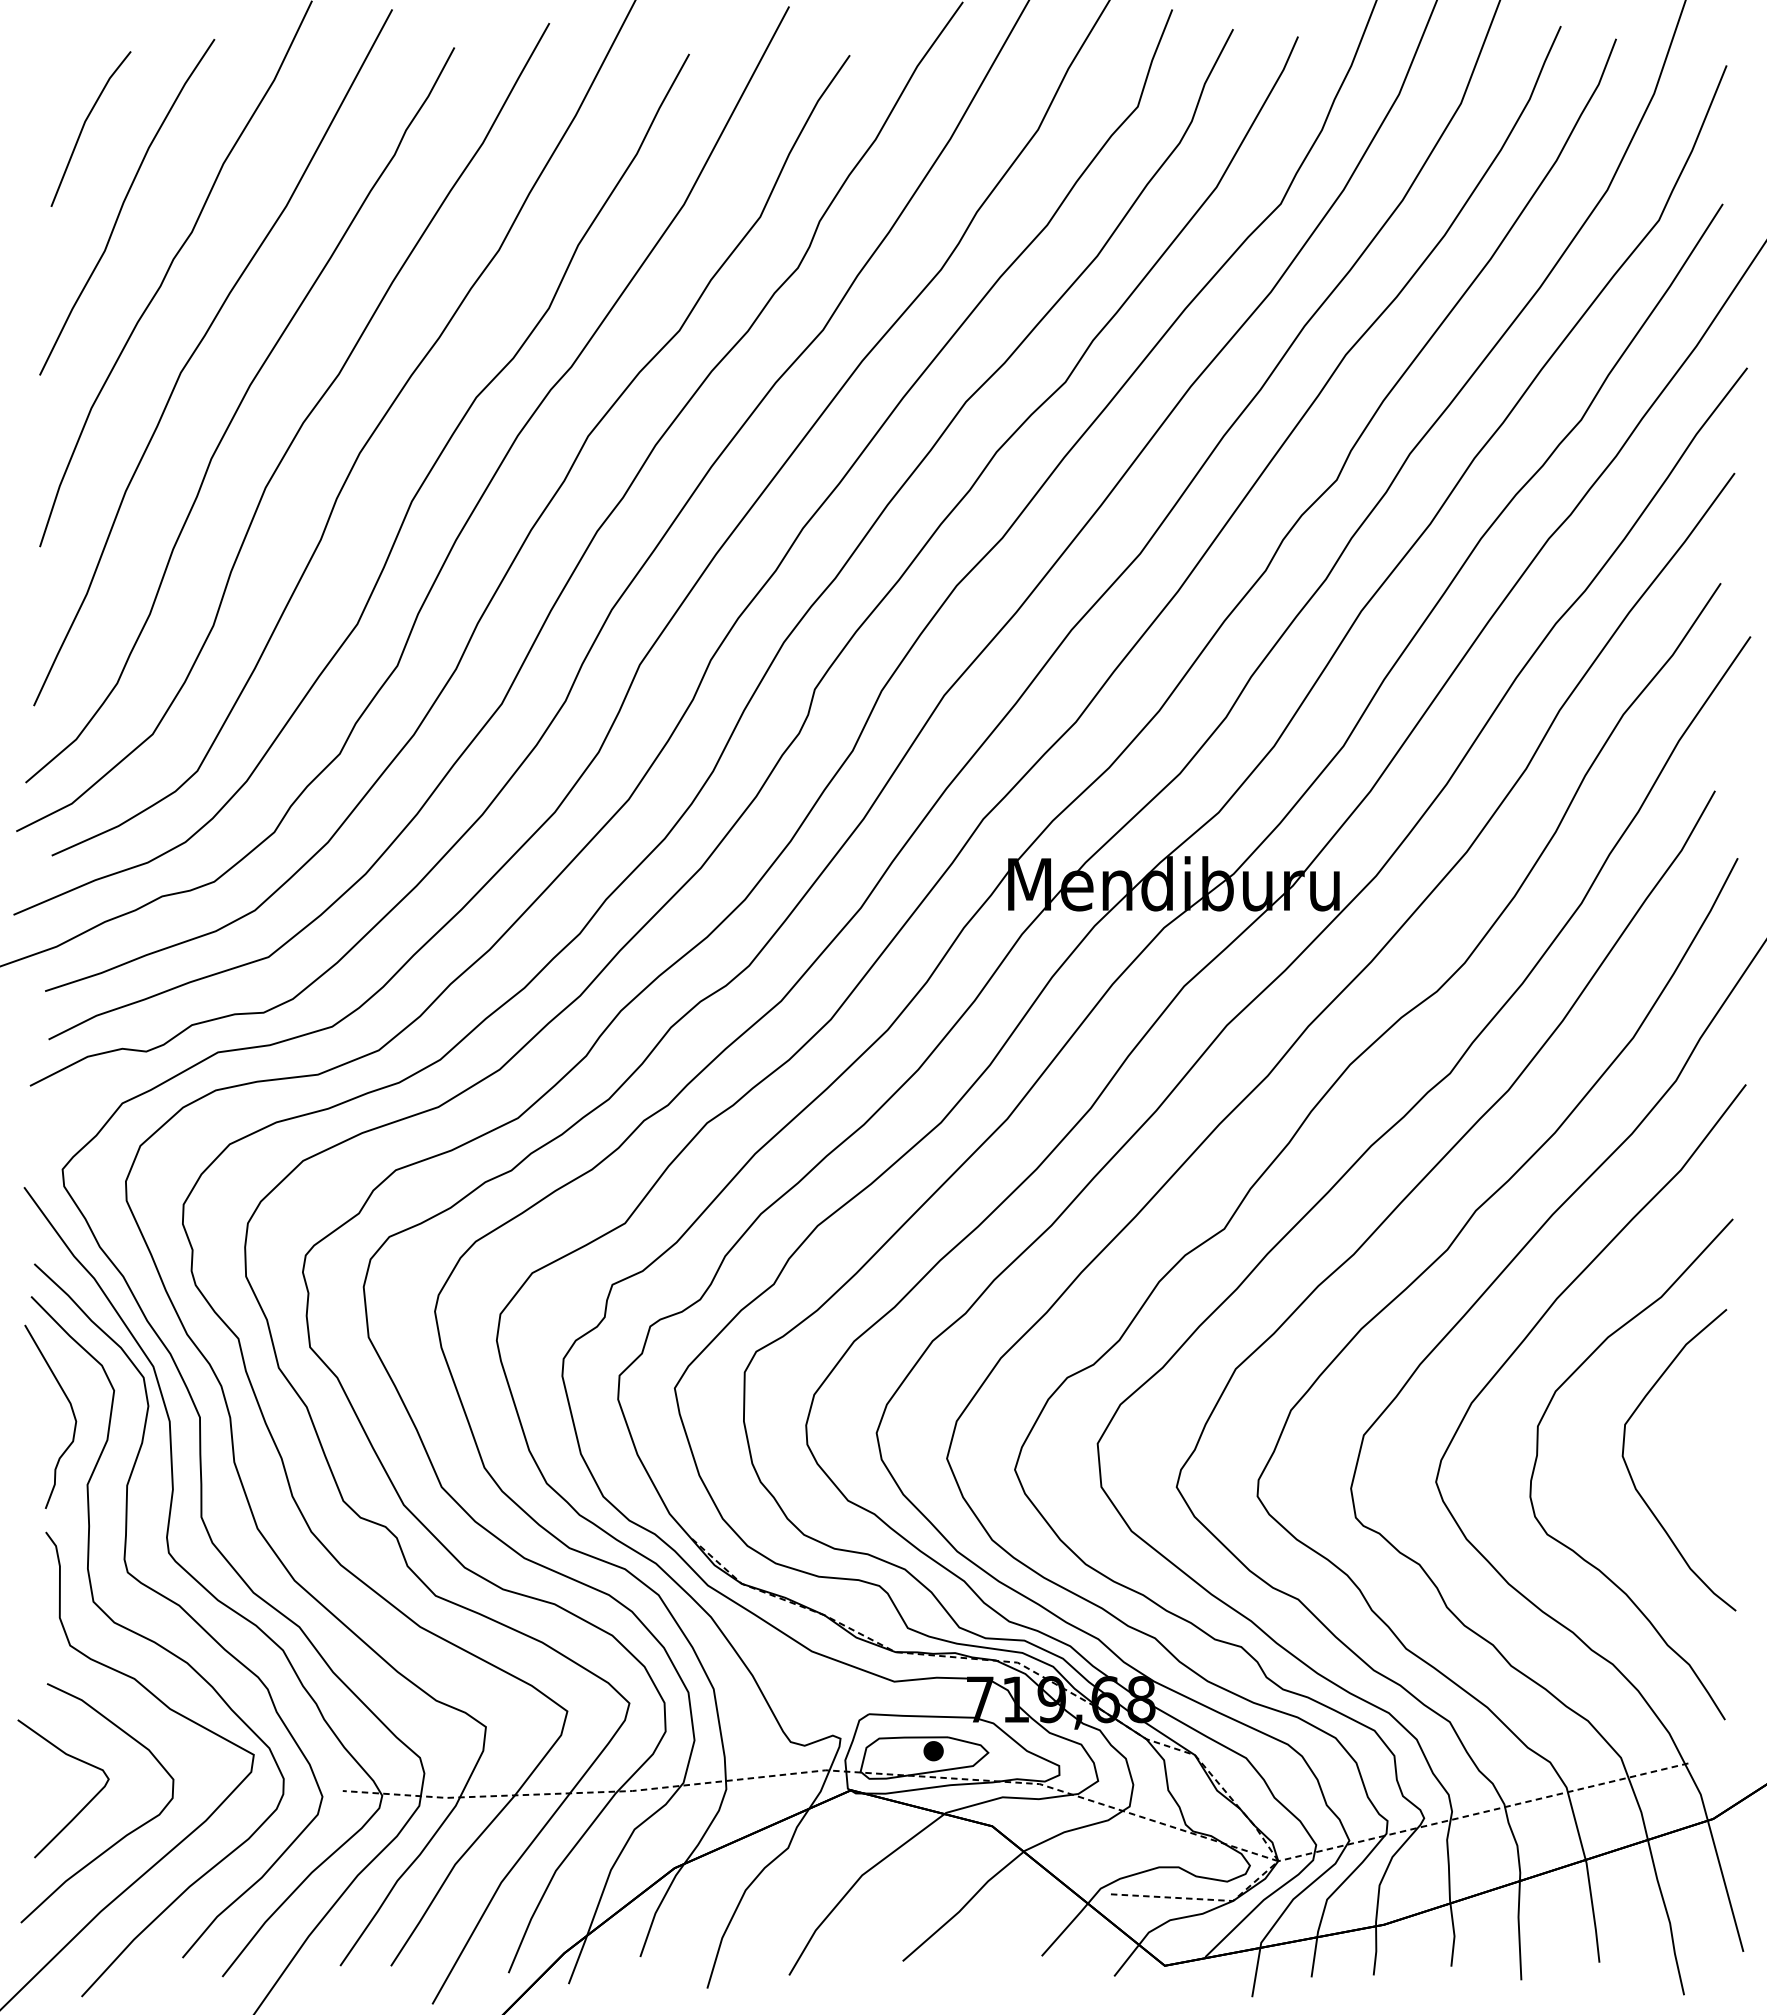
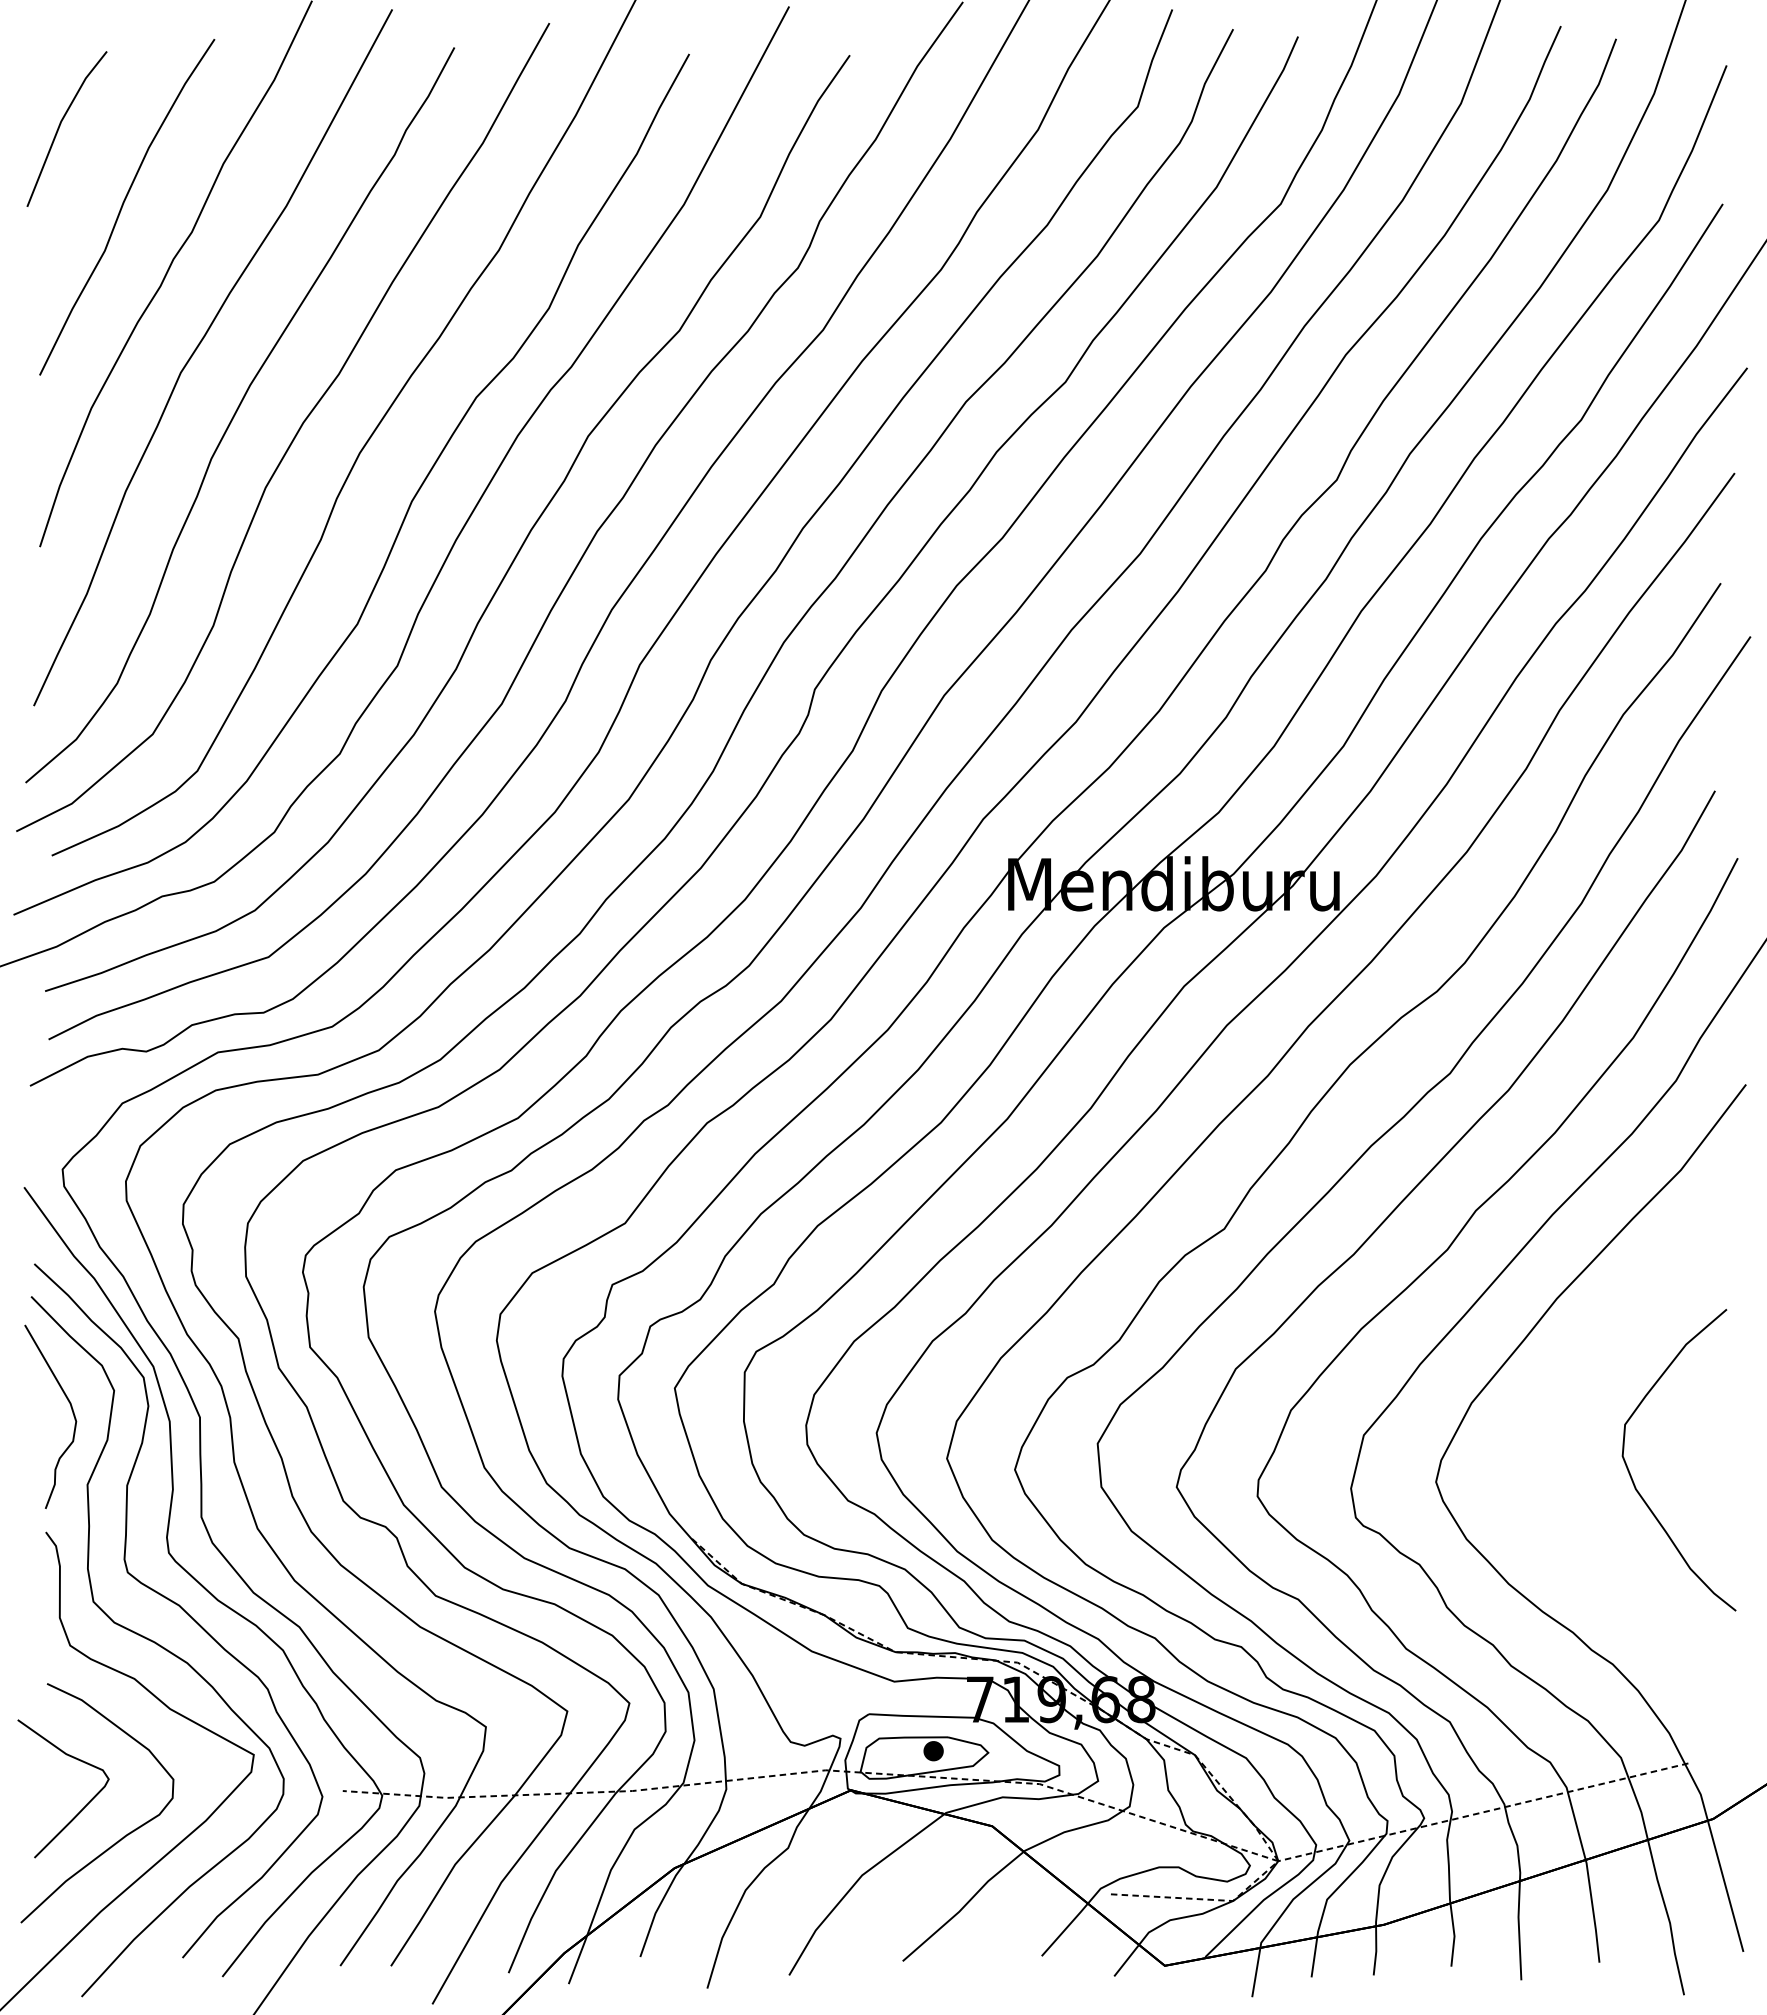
line position: (84, 126) -> (60, 126) (60, 126)
curve: present -> none (1538, 1452)
